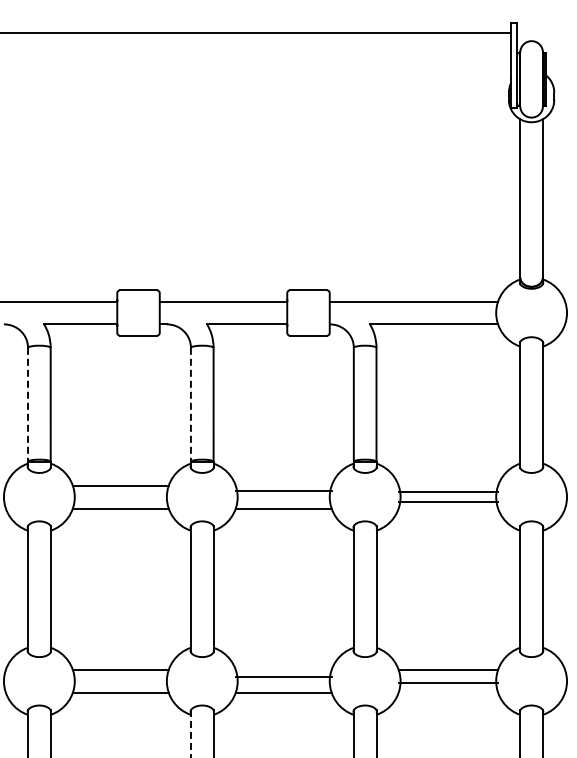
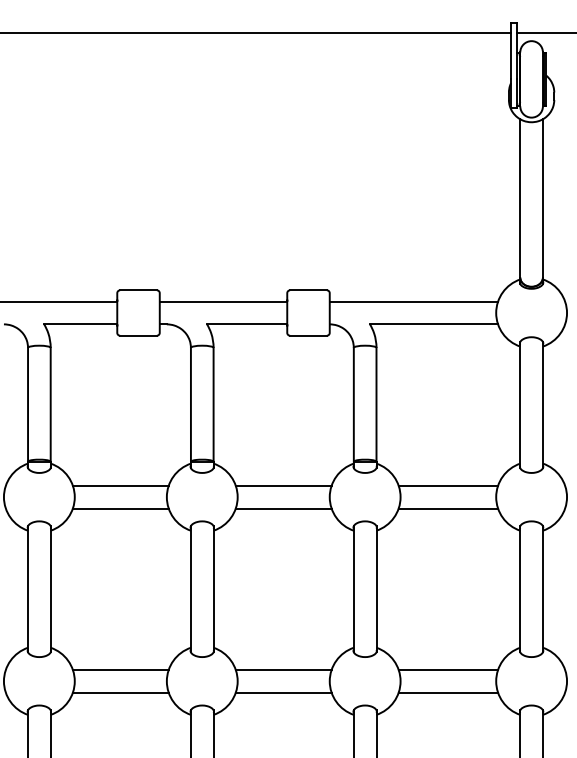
line: none -> present (544, 33)
line: dashed -> solid (28, 404)
line: dashed -> solid (190, 404)
line position: (283, 490) -> (283, 485) (283, 485)
line position: (448, 491) -> (448, 485) (448, 485)
line position: (448, 501) -> (448, 508) (448, 508)
line position: (283, 676) -> (283, 669) (283, 669)
line position: (448, 682) -> (448, 692) (448, 692)
line: dashed -> solid (190, 734)
